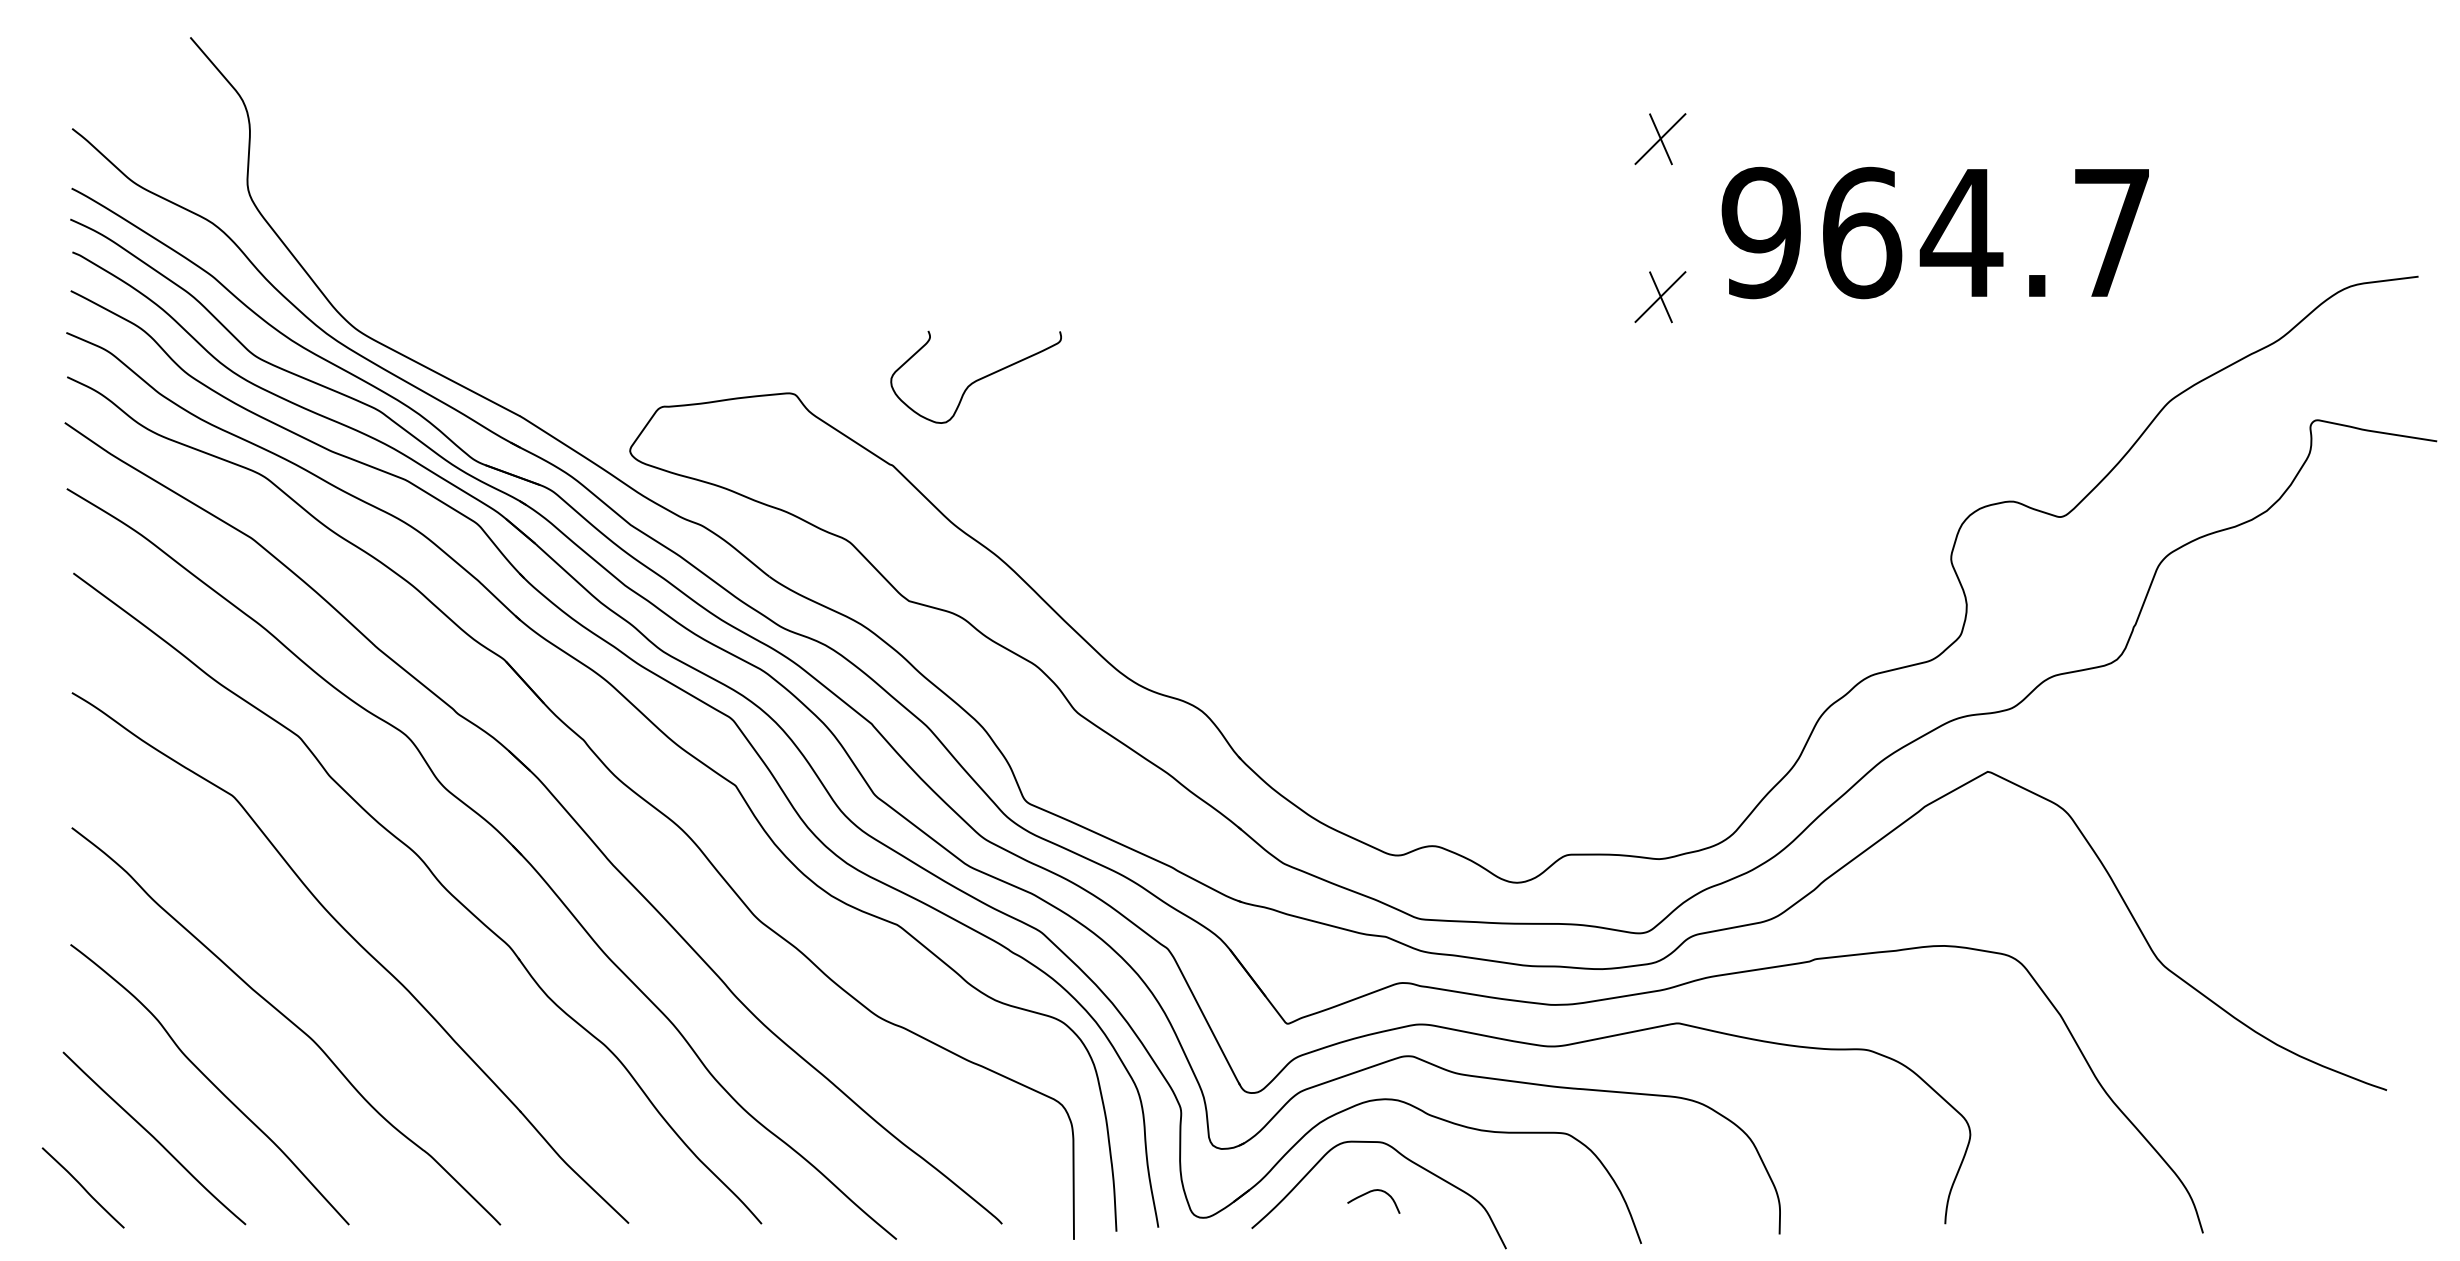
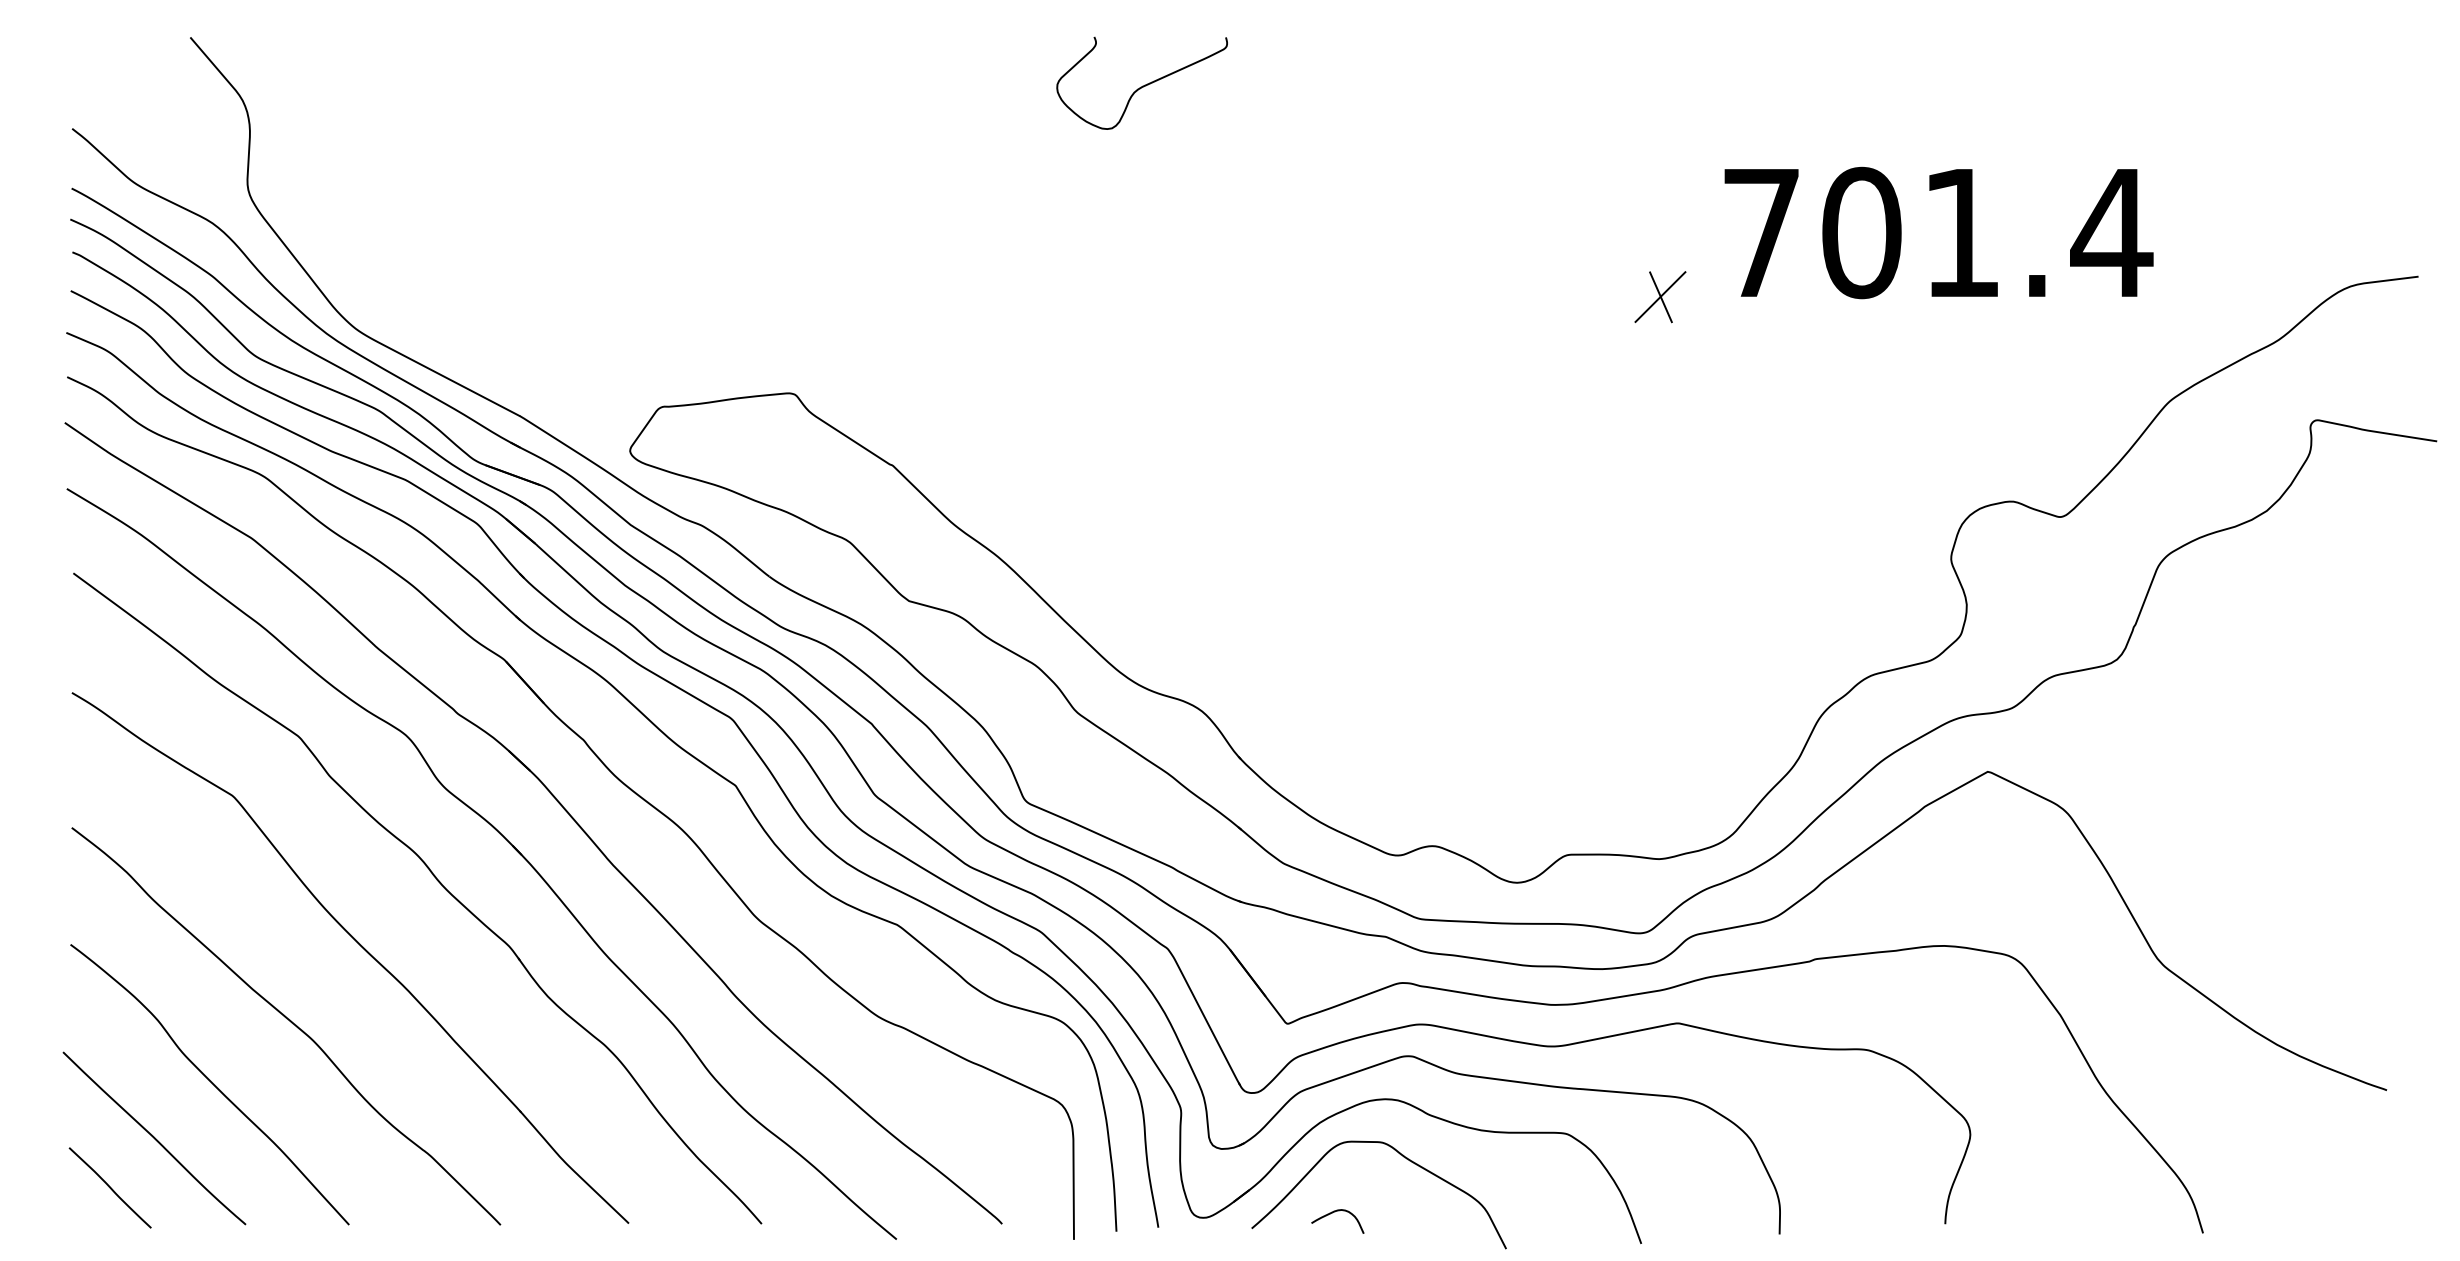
part: present -> none (1660, 139)
text: 964.7 -> 701.4 (1937, 232)
curve position: (976, 379) -> (1142, 85) (1142, 85)
line position: (82, 1187) -> (109, 1187) (109, 1187)
curve position: (1371, 1192) -> (1335, 1212) (1335, 1212)
